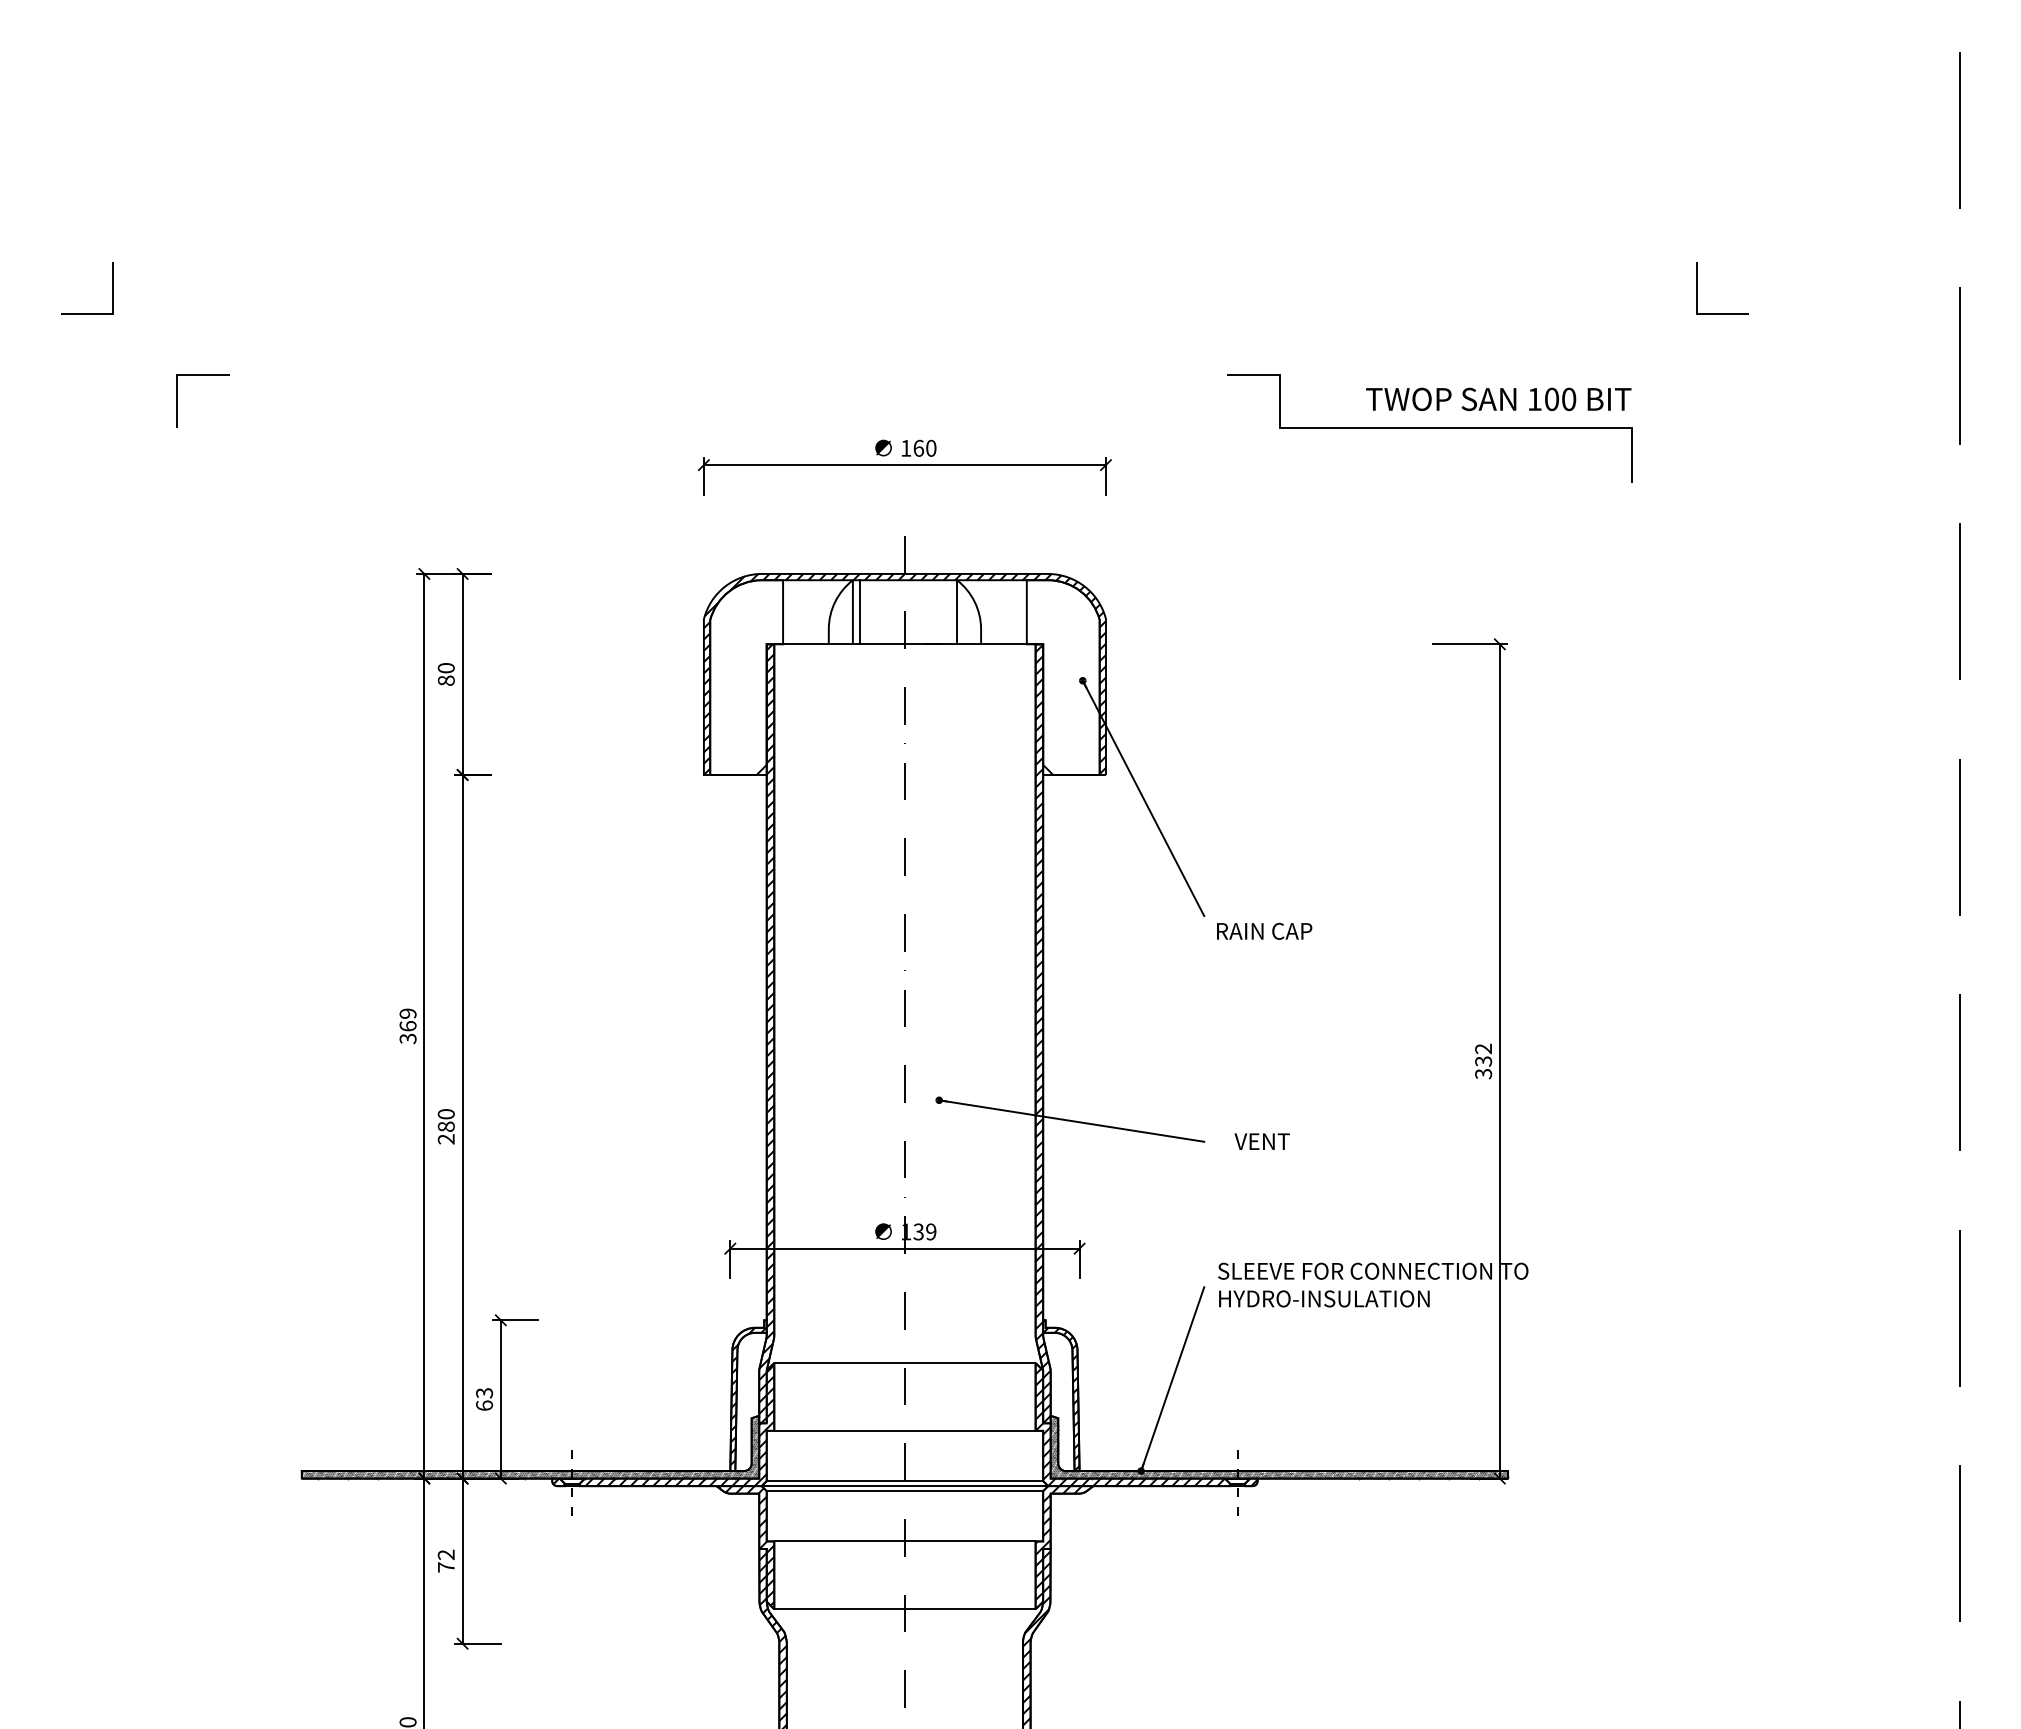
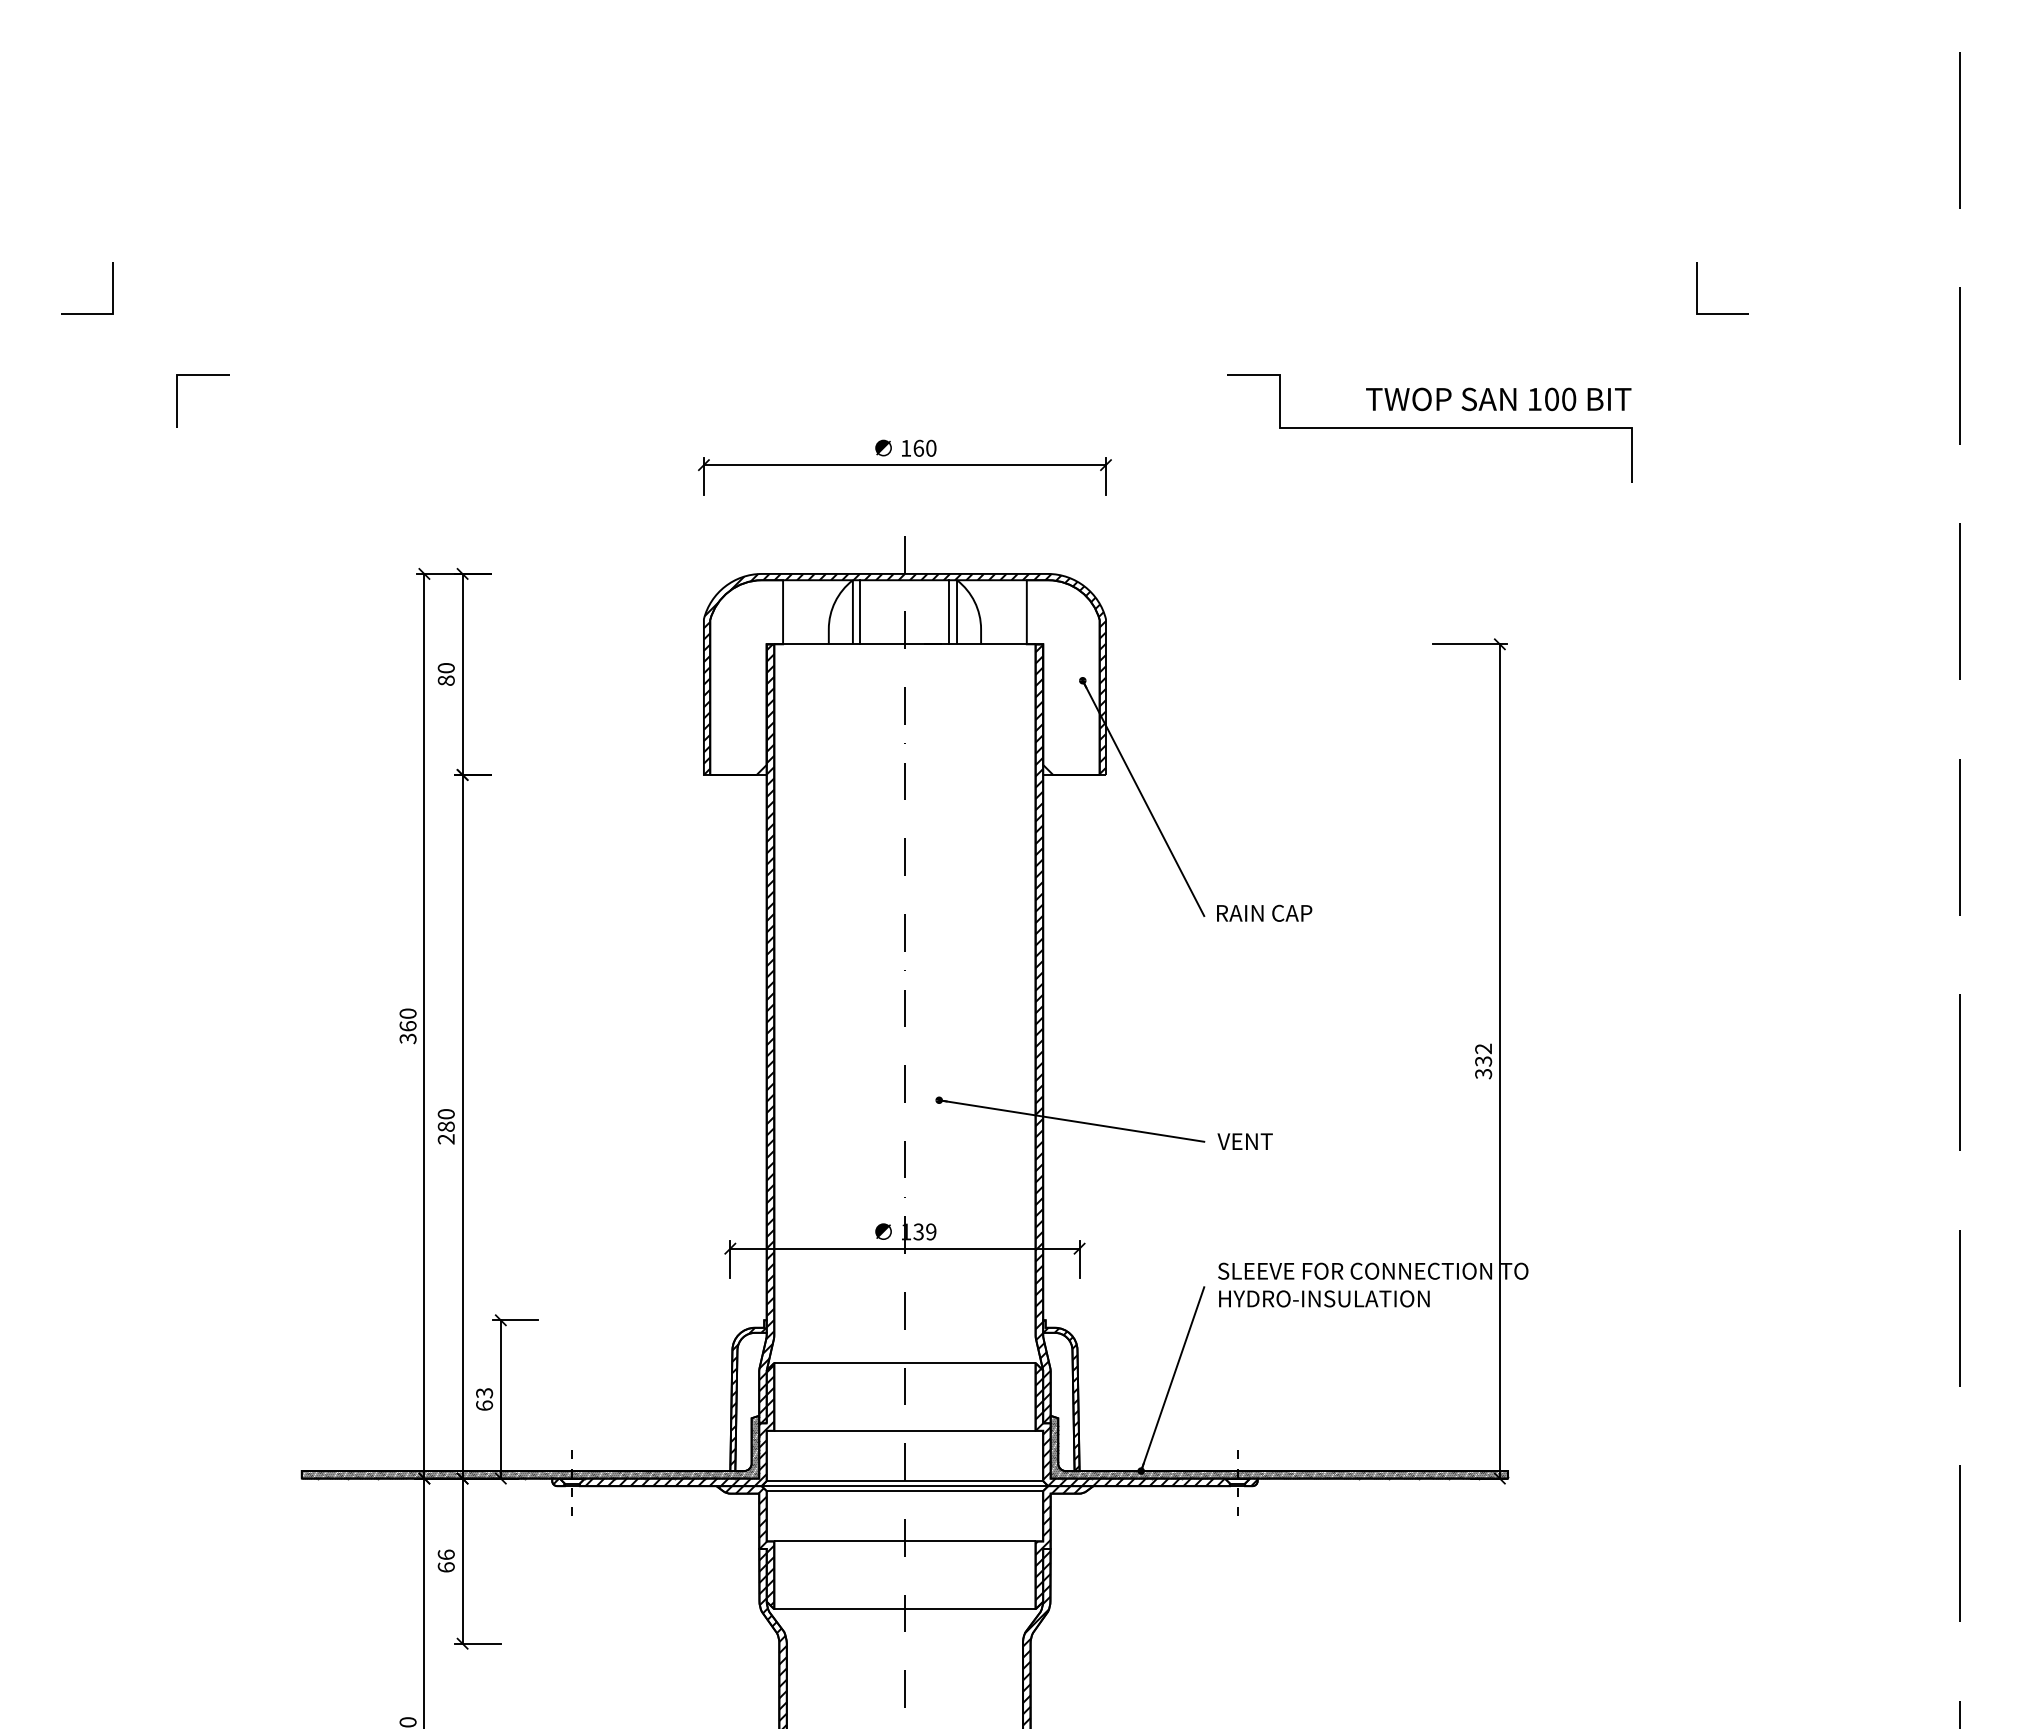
line: none -> present (949, 612)
text position: (1264, 930) -> (1264, 912) (1264, 912)
text: 369 -> 360 (407, 1013)
text position: (1261, 1141) -> (1244, 1141) (1244, 1141)
text: 72 -> 66 (445, 1560)
